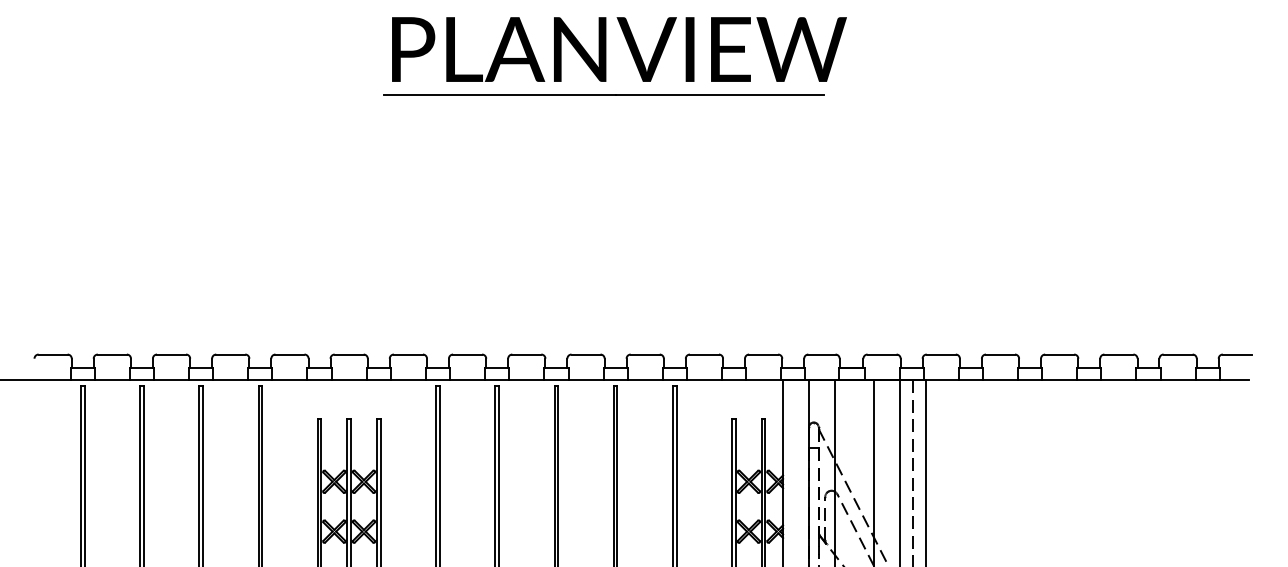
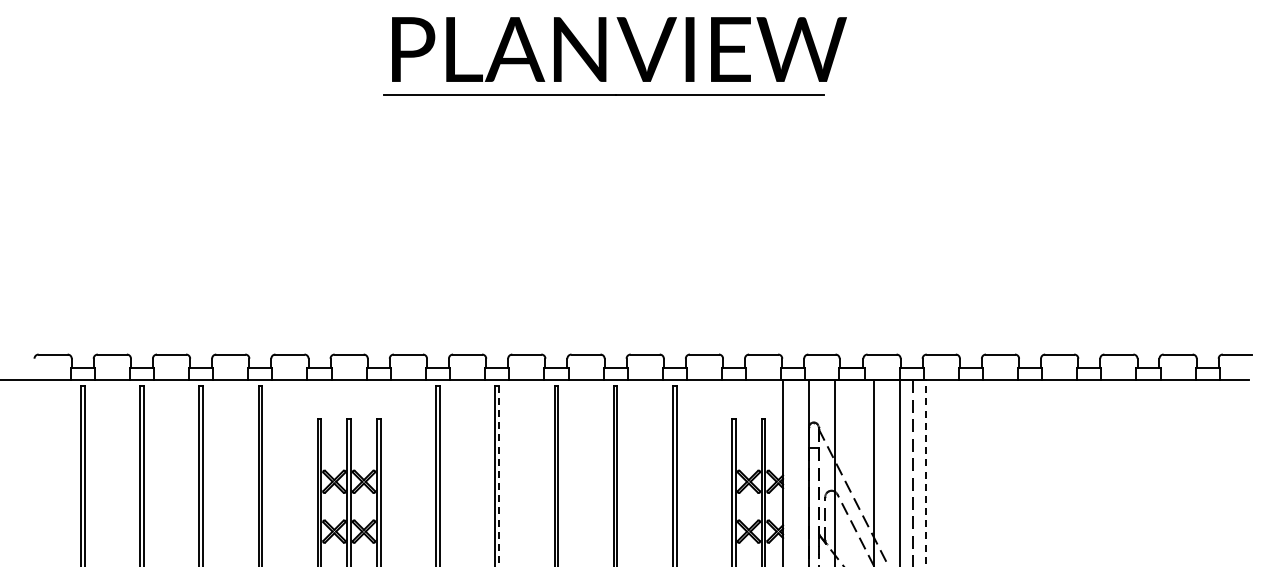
line: solid -> dashed (925, 473)
line: solid -> dashed (499, 476)
